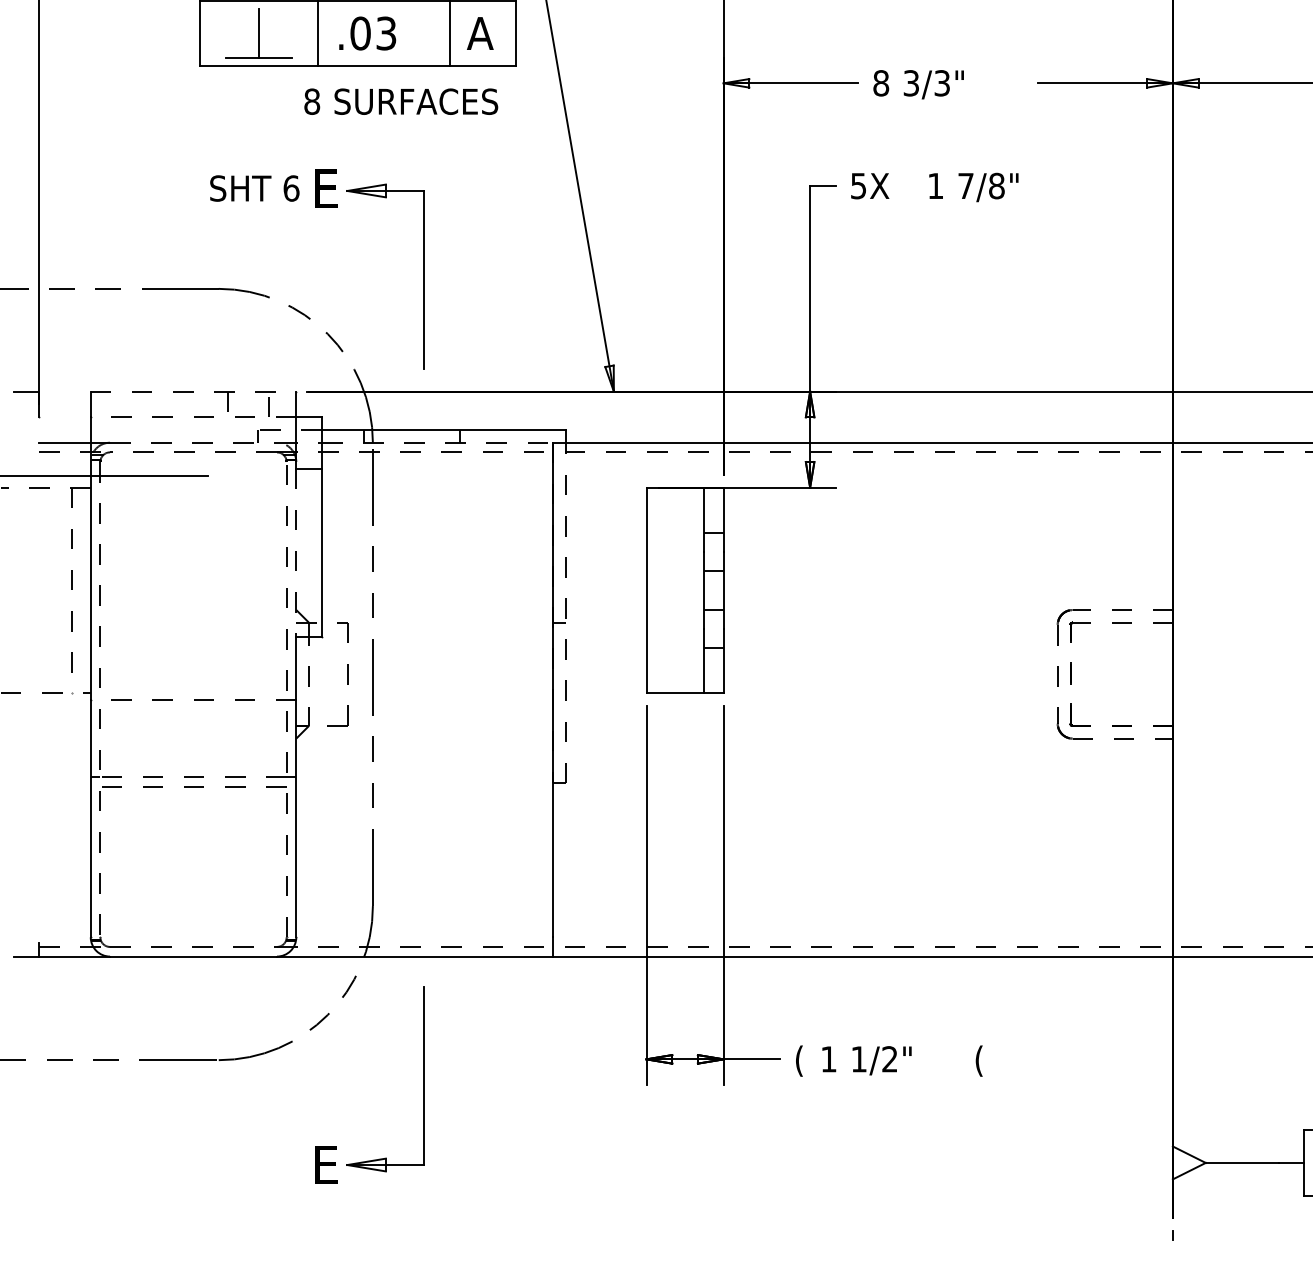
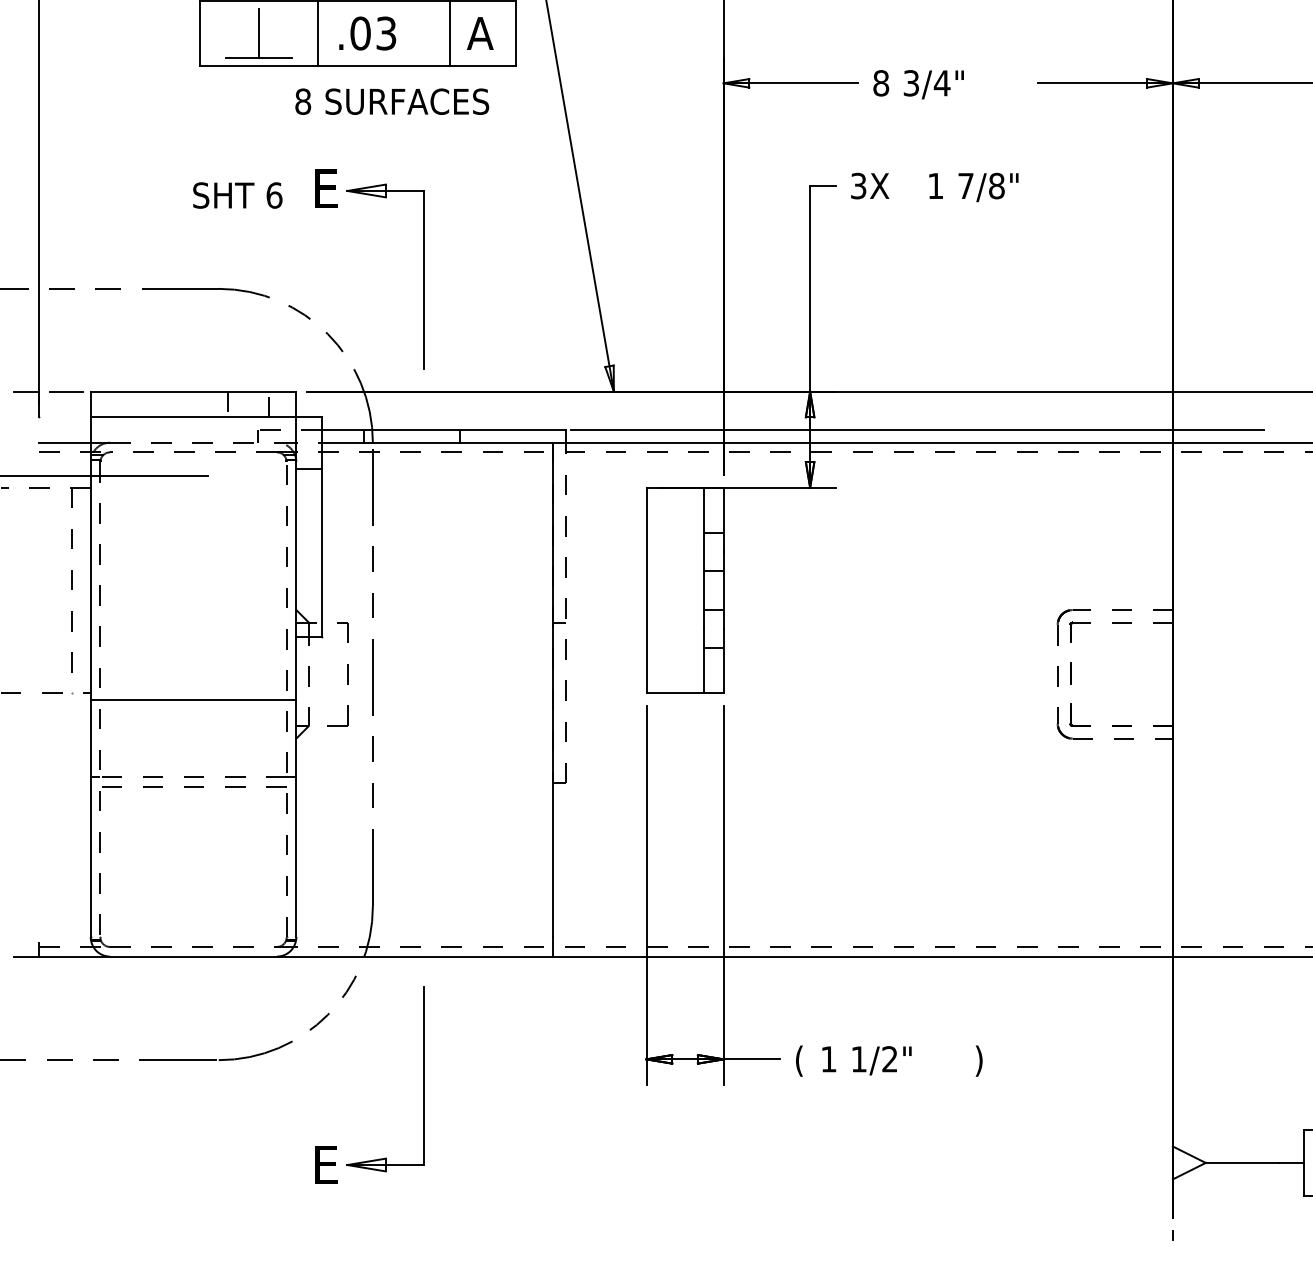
text: 3/3" -> 3/4" (941, 83)
text position: (401, 101) -> (392, 101) (392, 101)
text: 5X -> 3X (858, 185)
text position: (254, 188) -> (237, 195) (237, 195)
line: none -> present (66, 391)
line: dashed -> solid (193, 391)
line: dashed -> solid (193, 417)
line: none -> present (916, 429)
line: dashed -> solid (437, 442)
line: dashed -> solid (296, 553)
line: dashed -> solid (193, 699)
text: ( -> ) (978, 1060)
